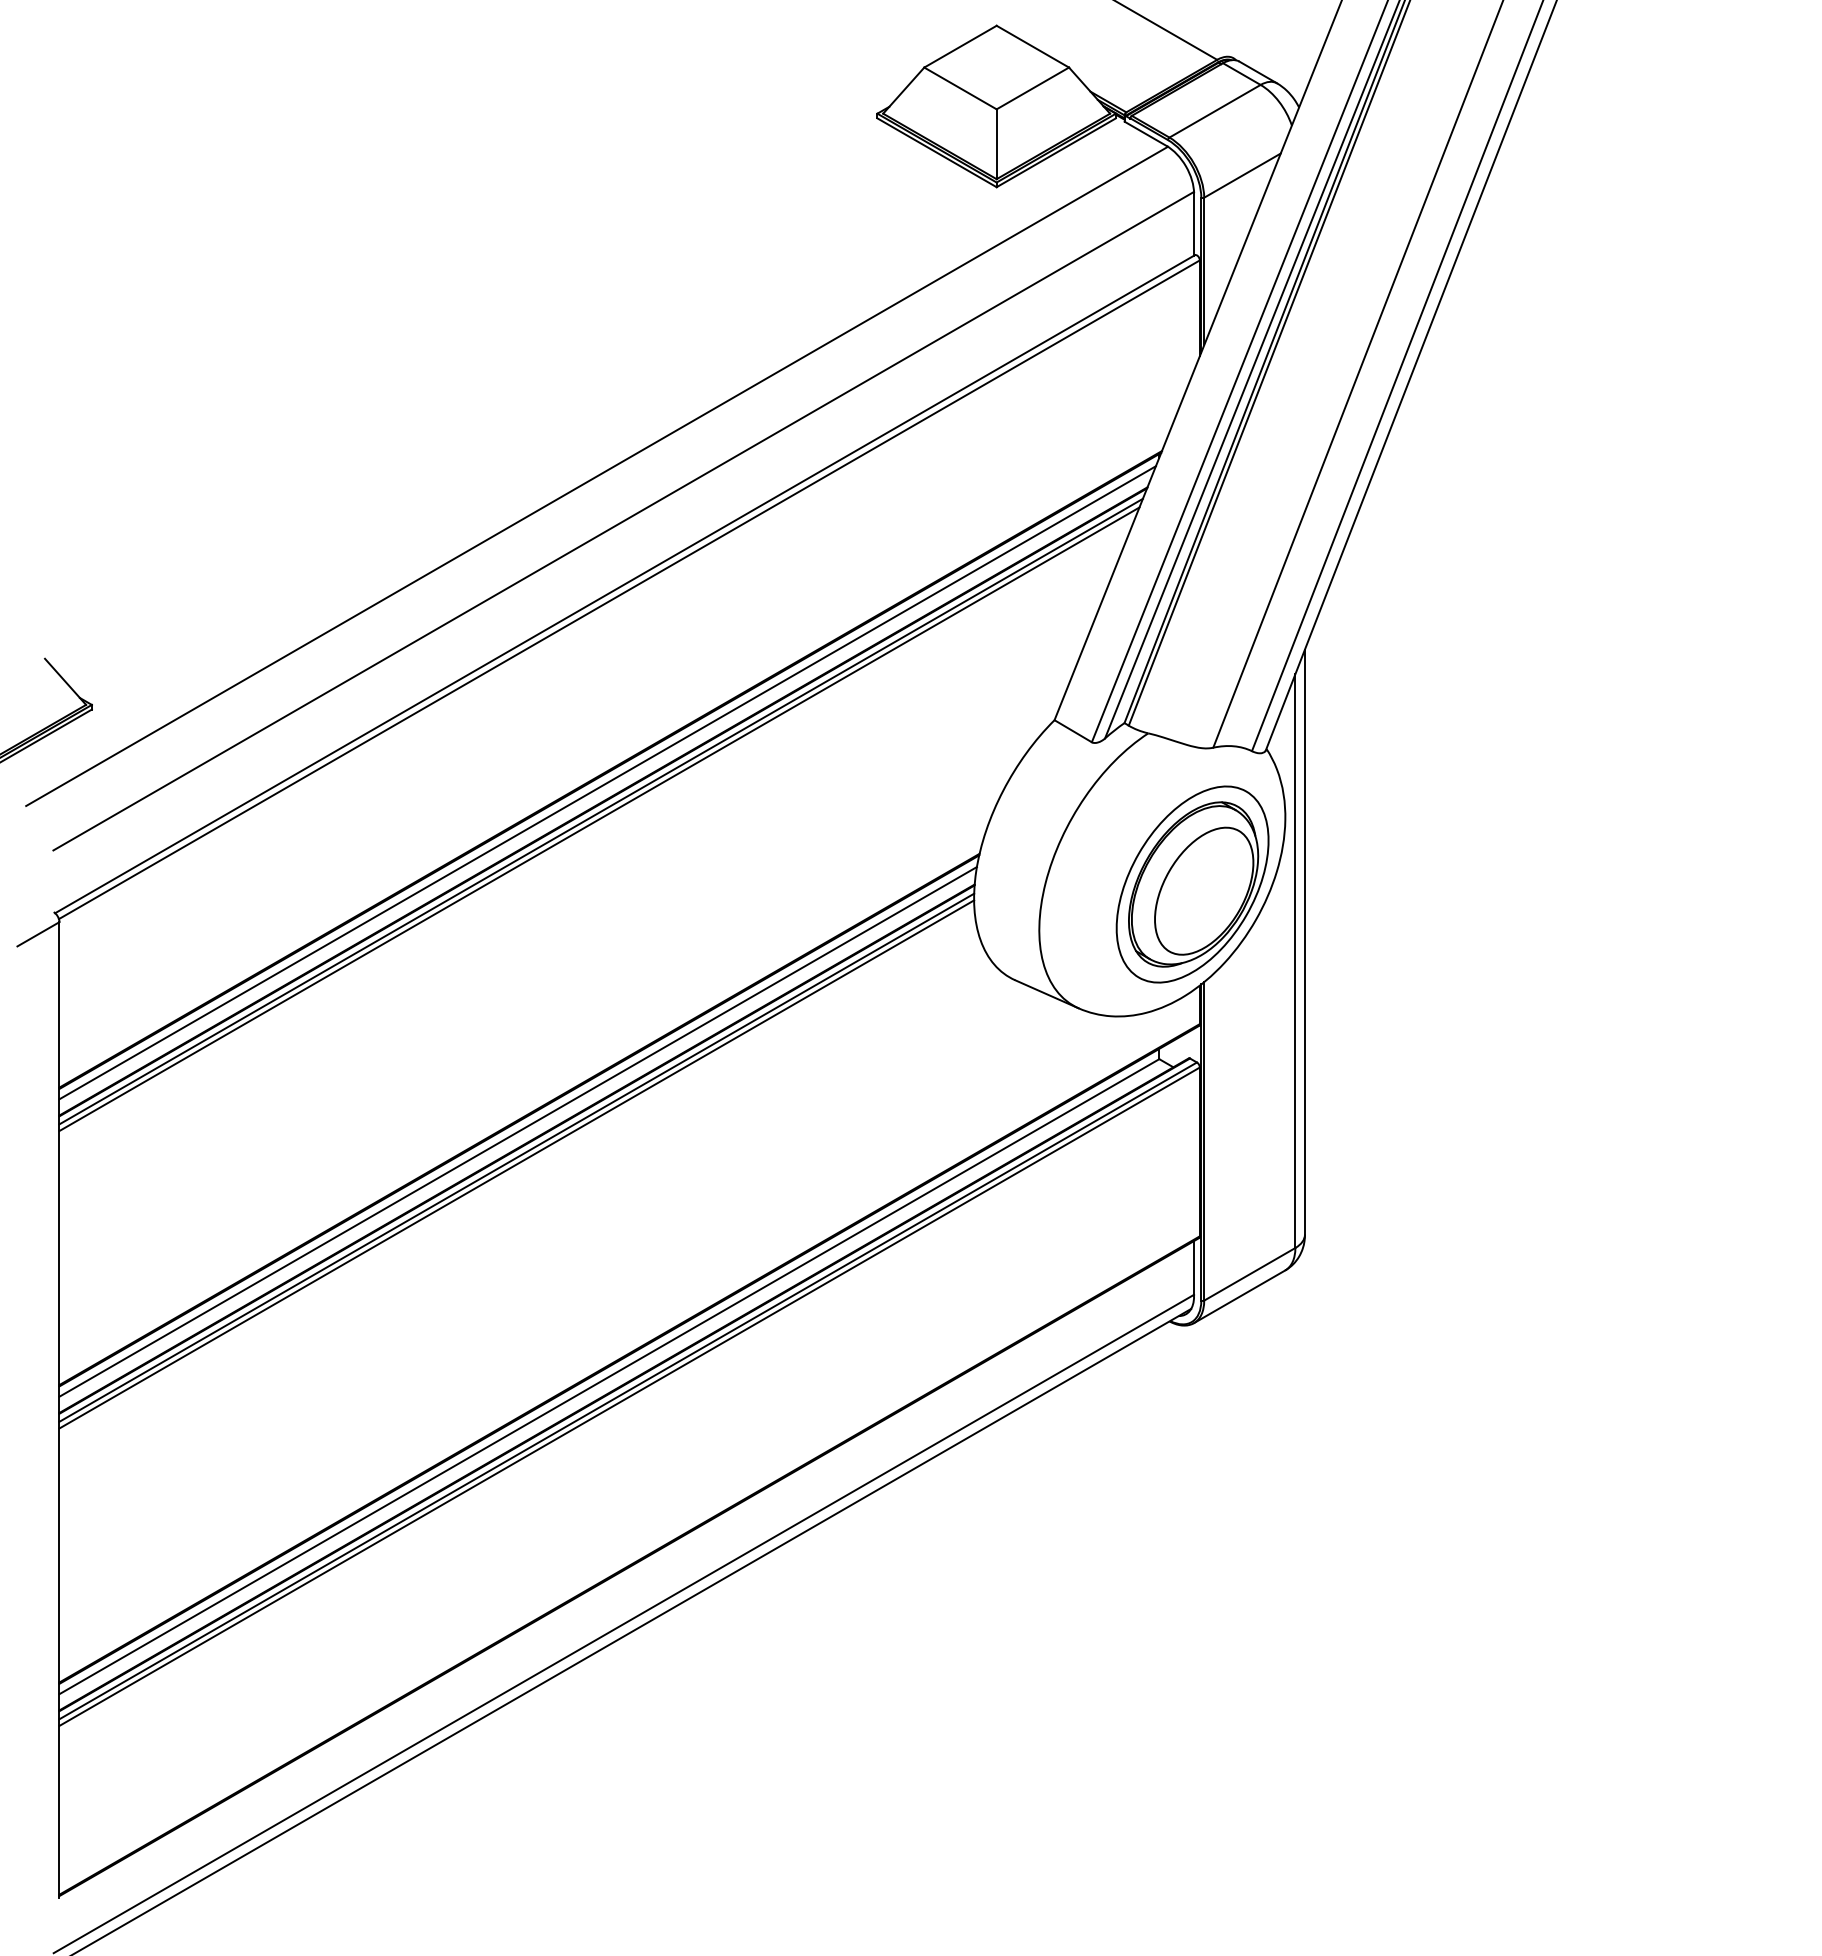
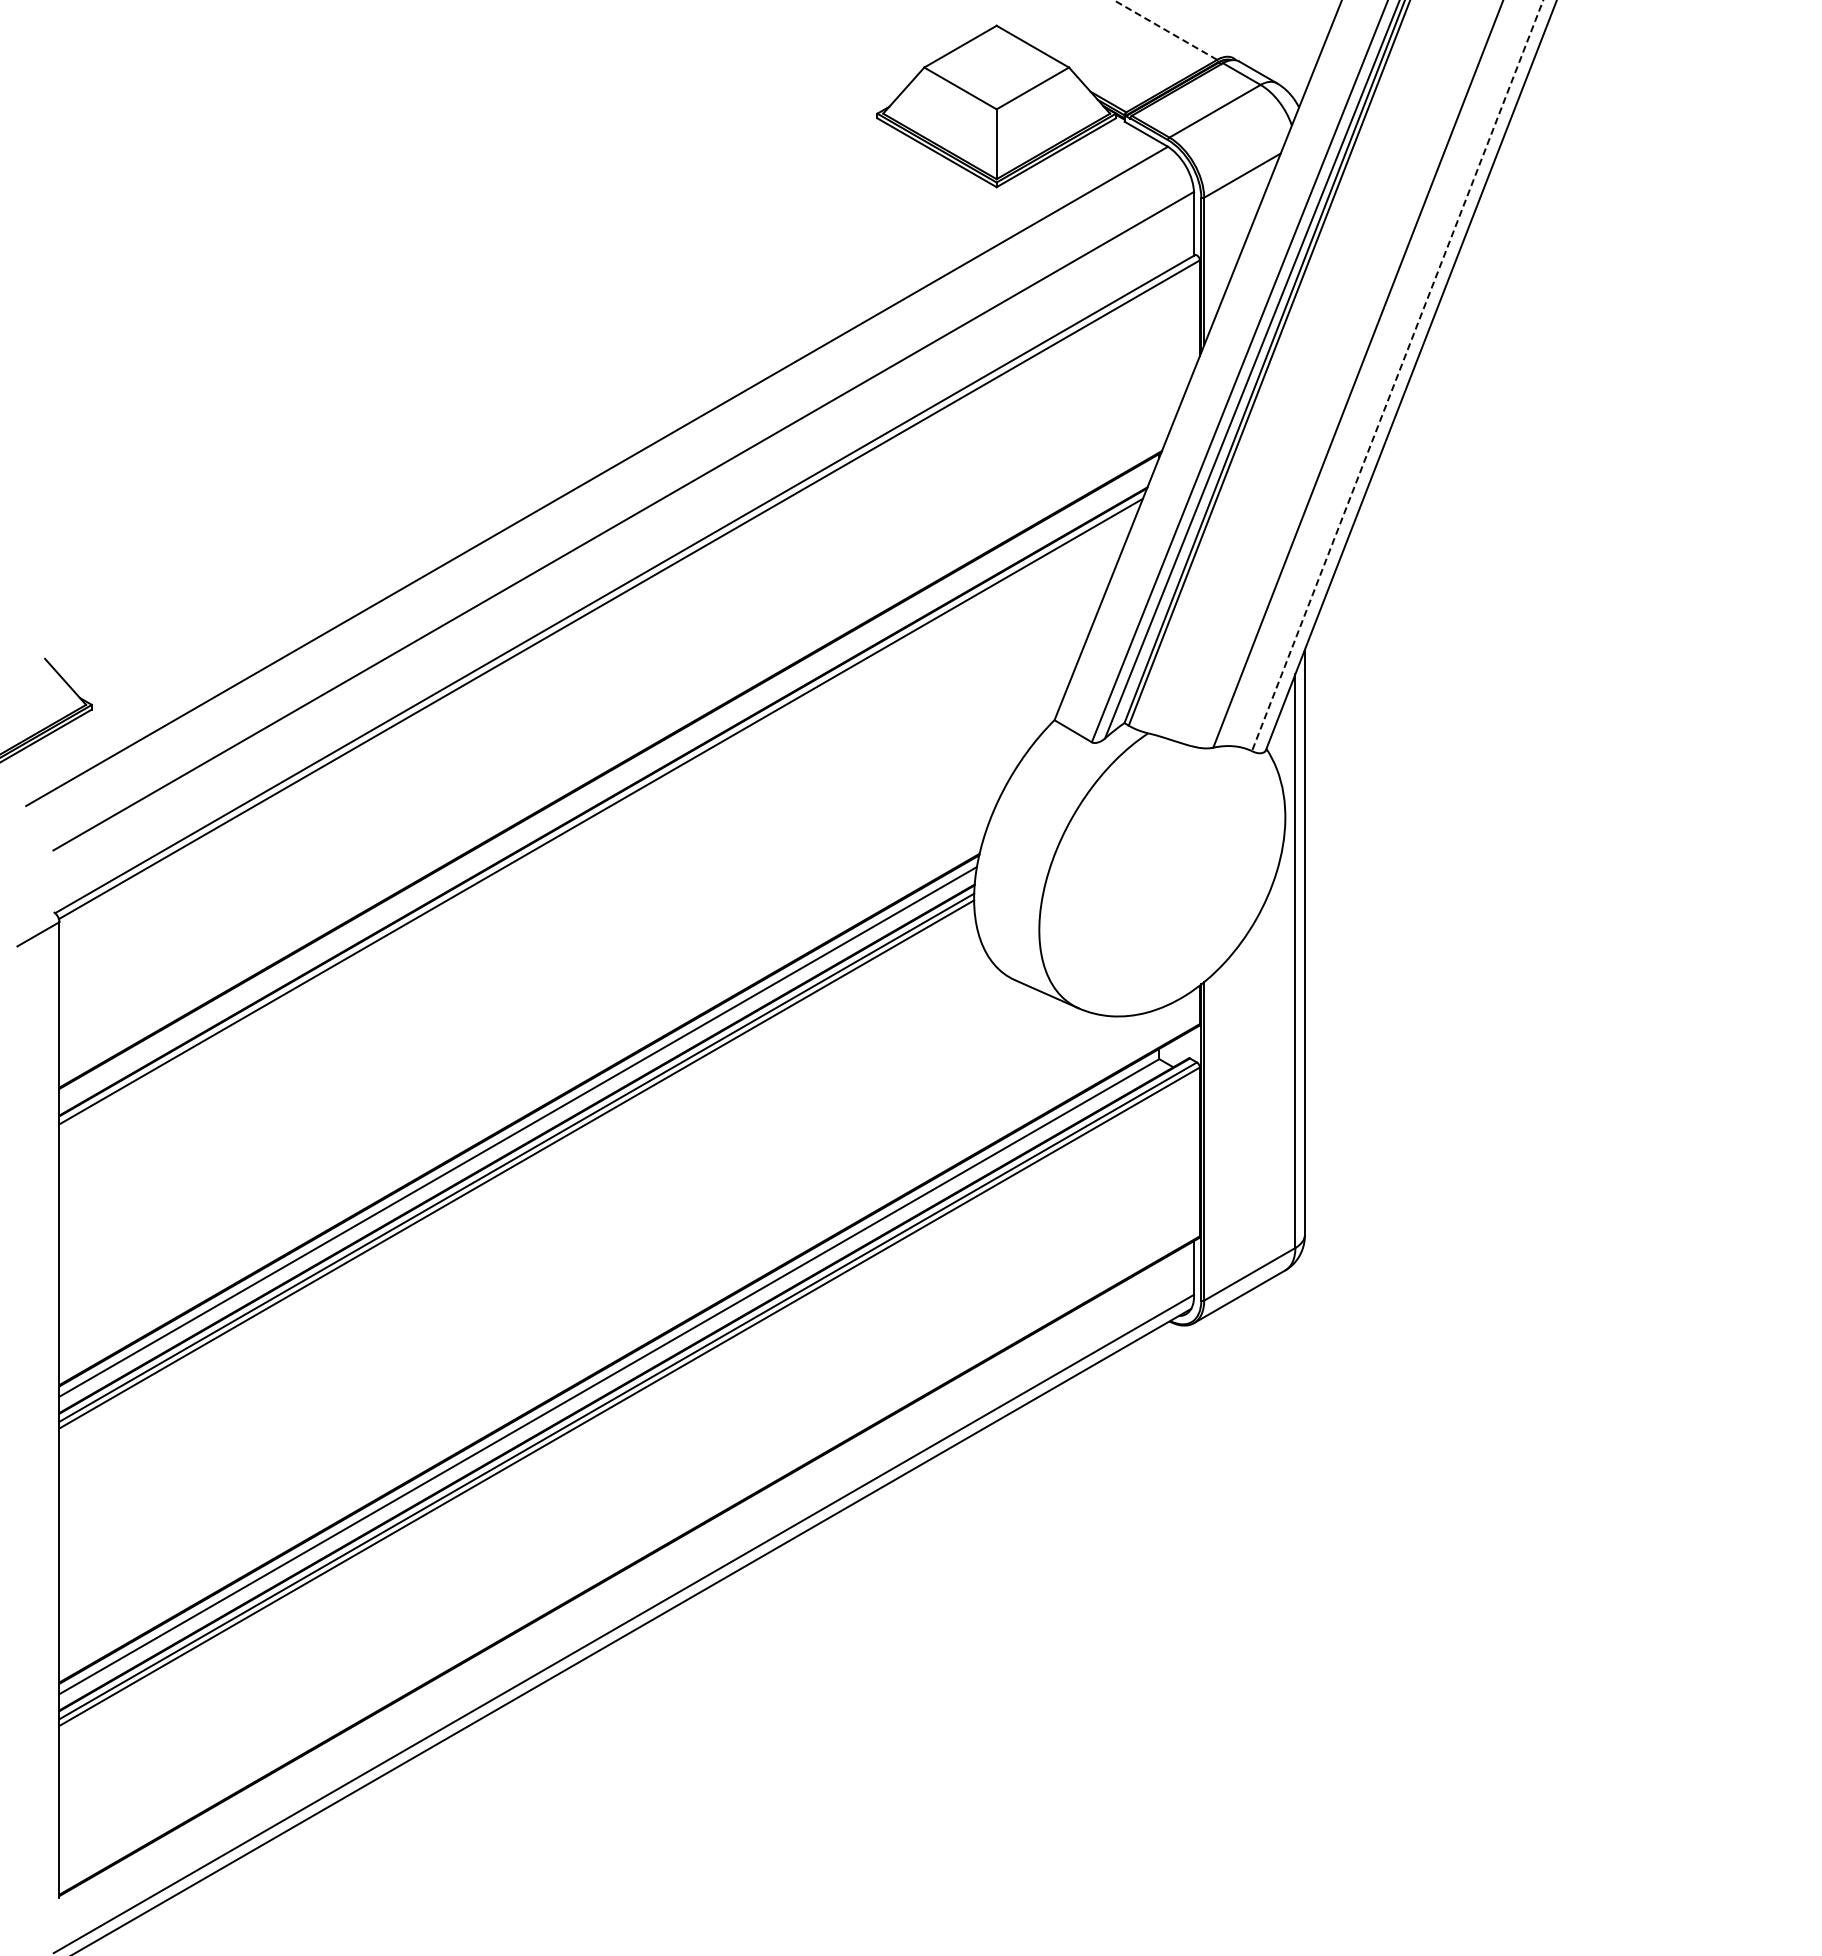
line: solid -> dashed (1165, 29)
line: solid -> dashed (1397, 375)
line: present -> none (607, 782)
line: present -> none (599, 819)
part: present -> none (1192, 884)
